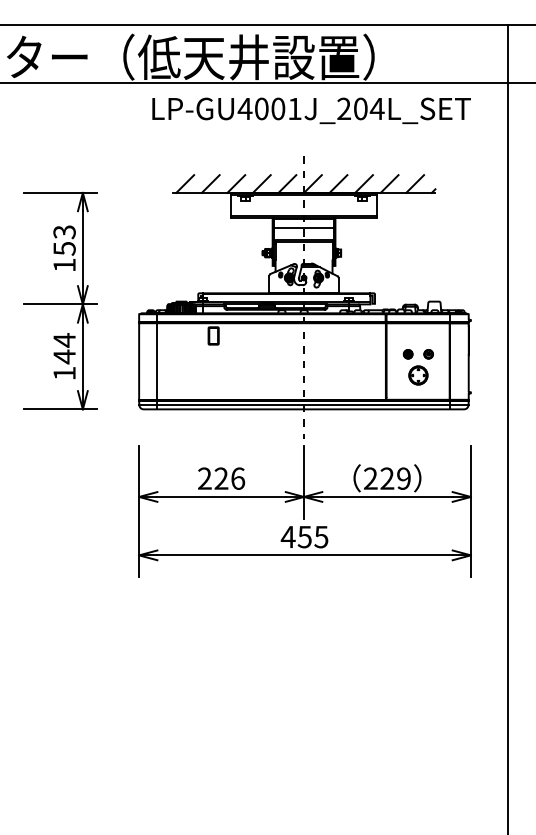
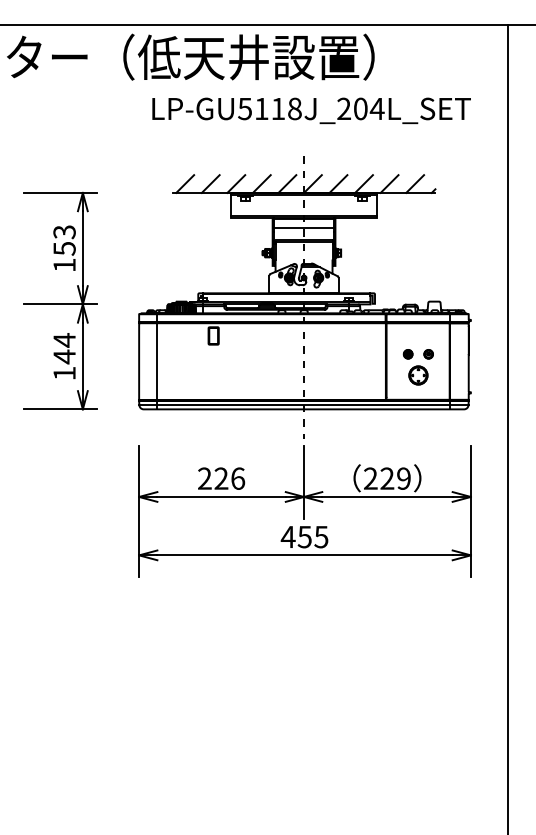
line: present -> none (267, 83)
text: LP-GU4001J_204L_SET -> LP-GU5118J_204L_SET (269, 108)
